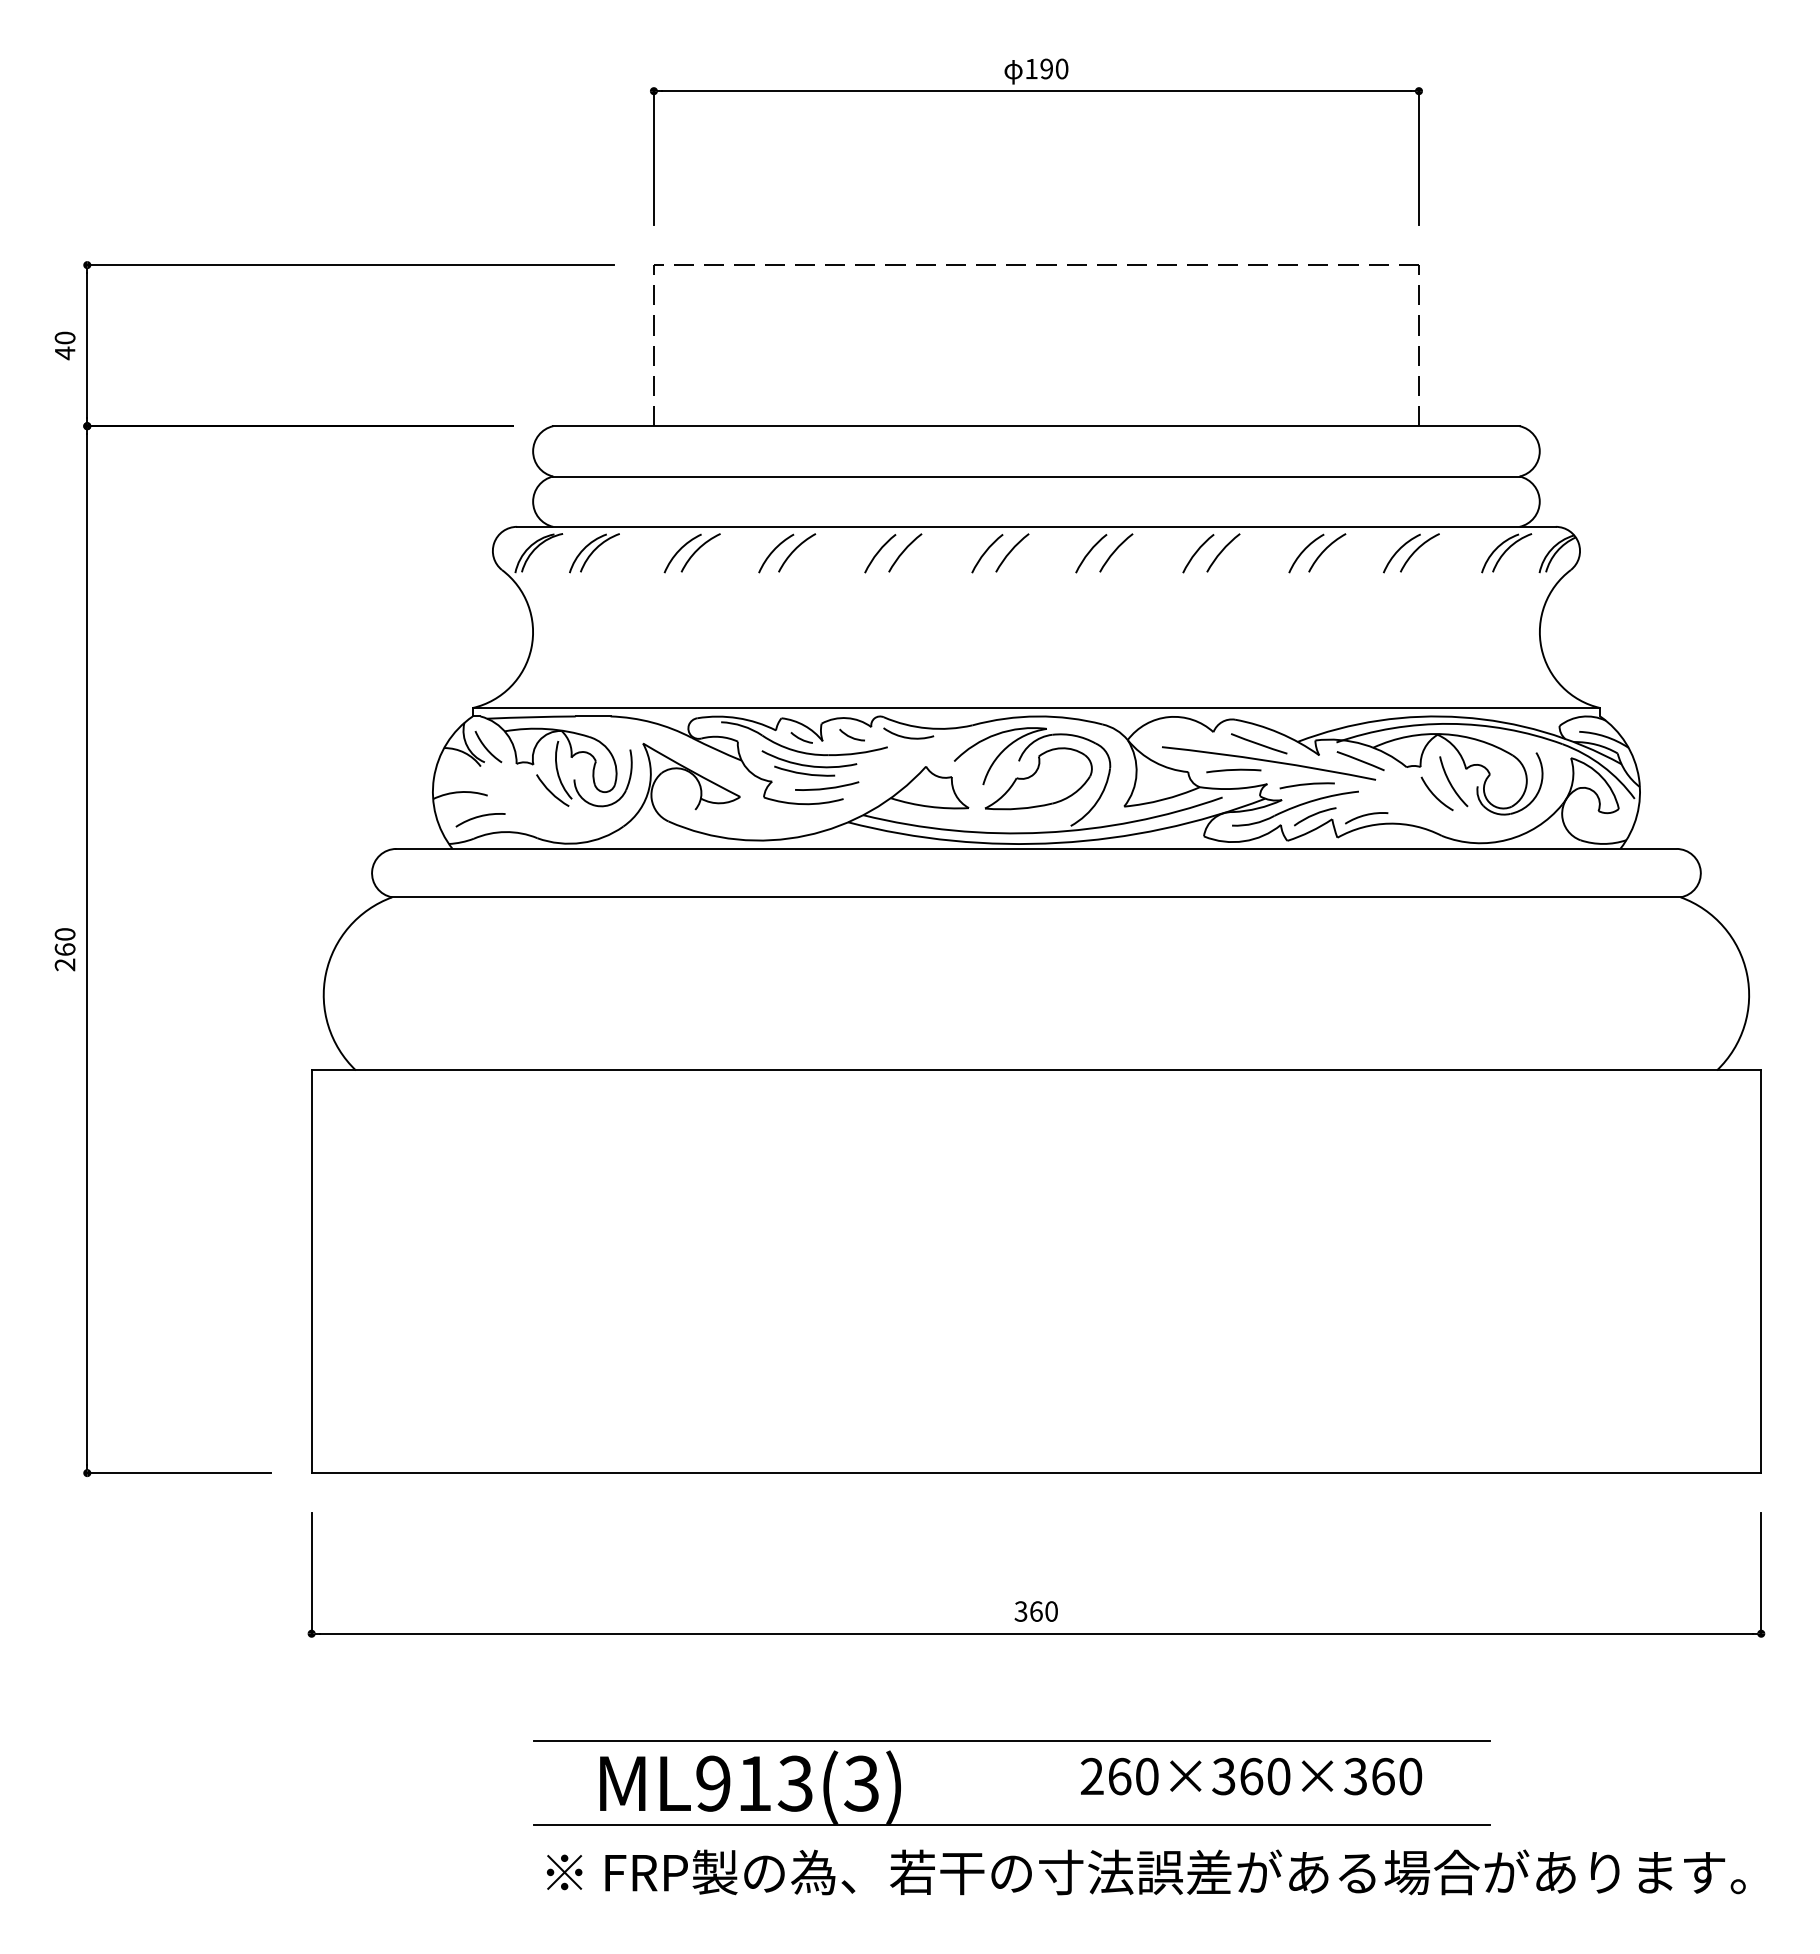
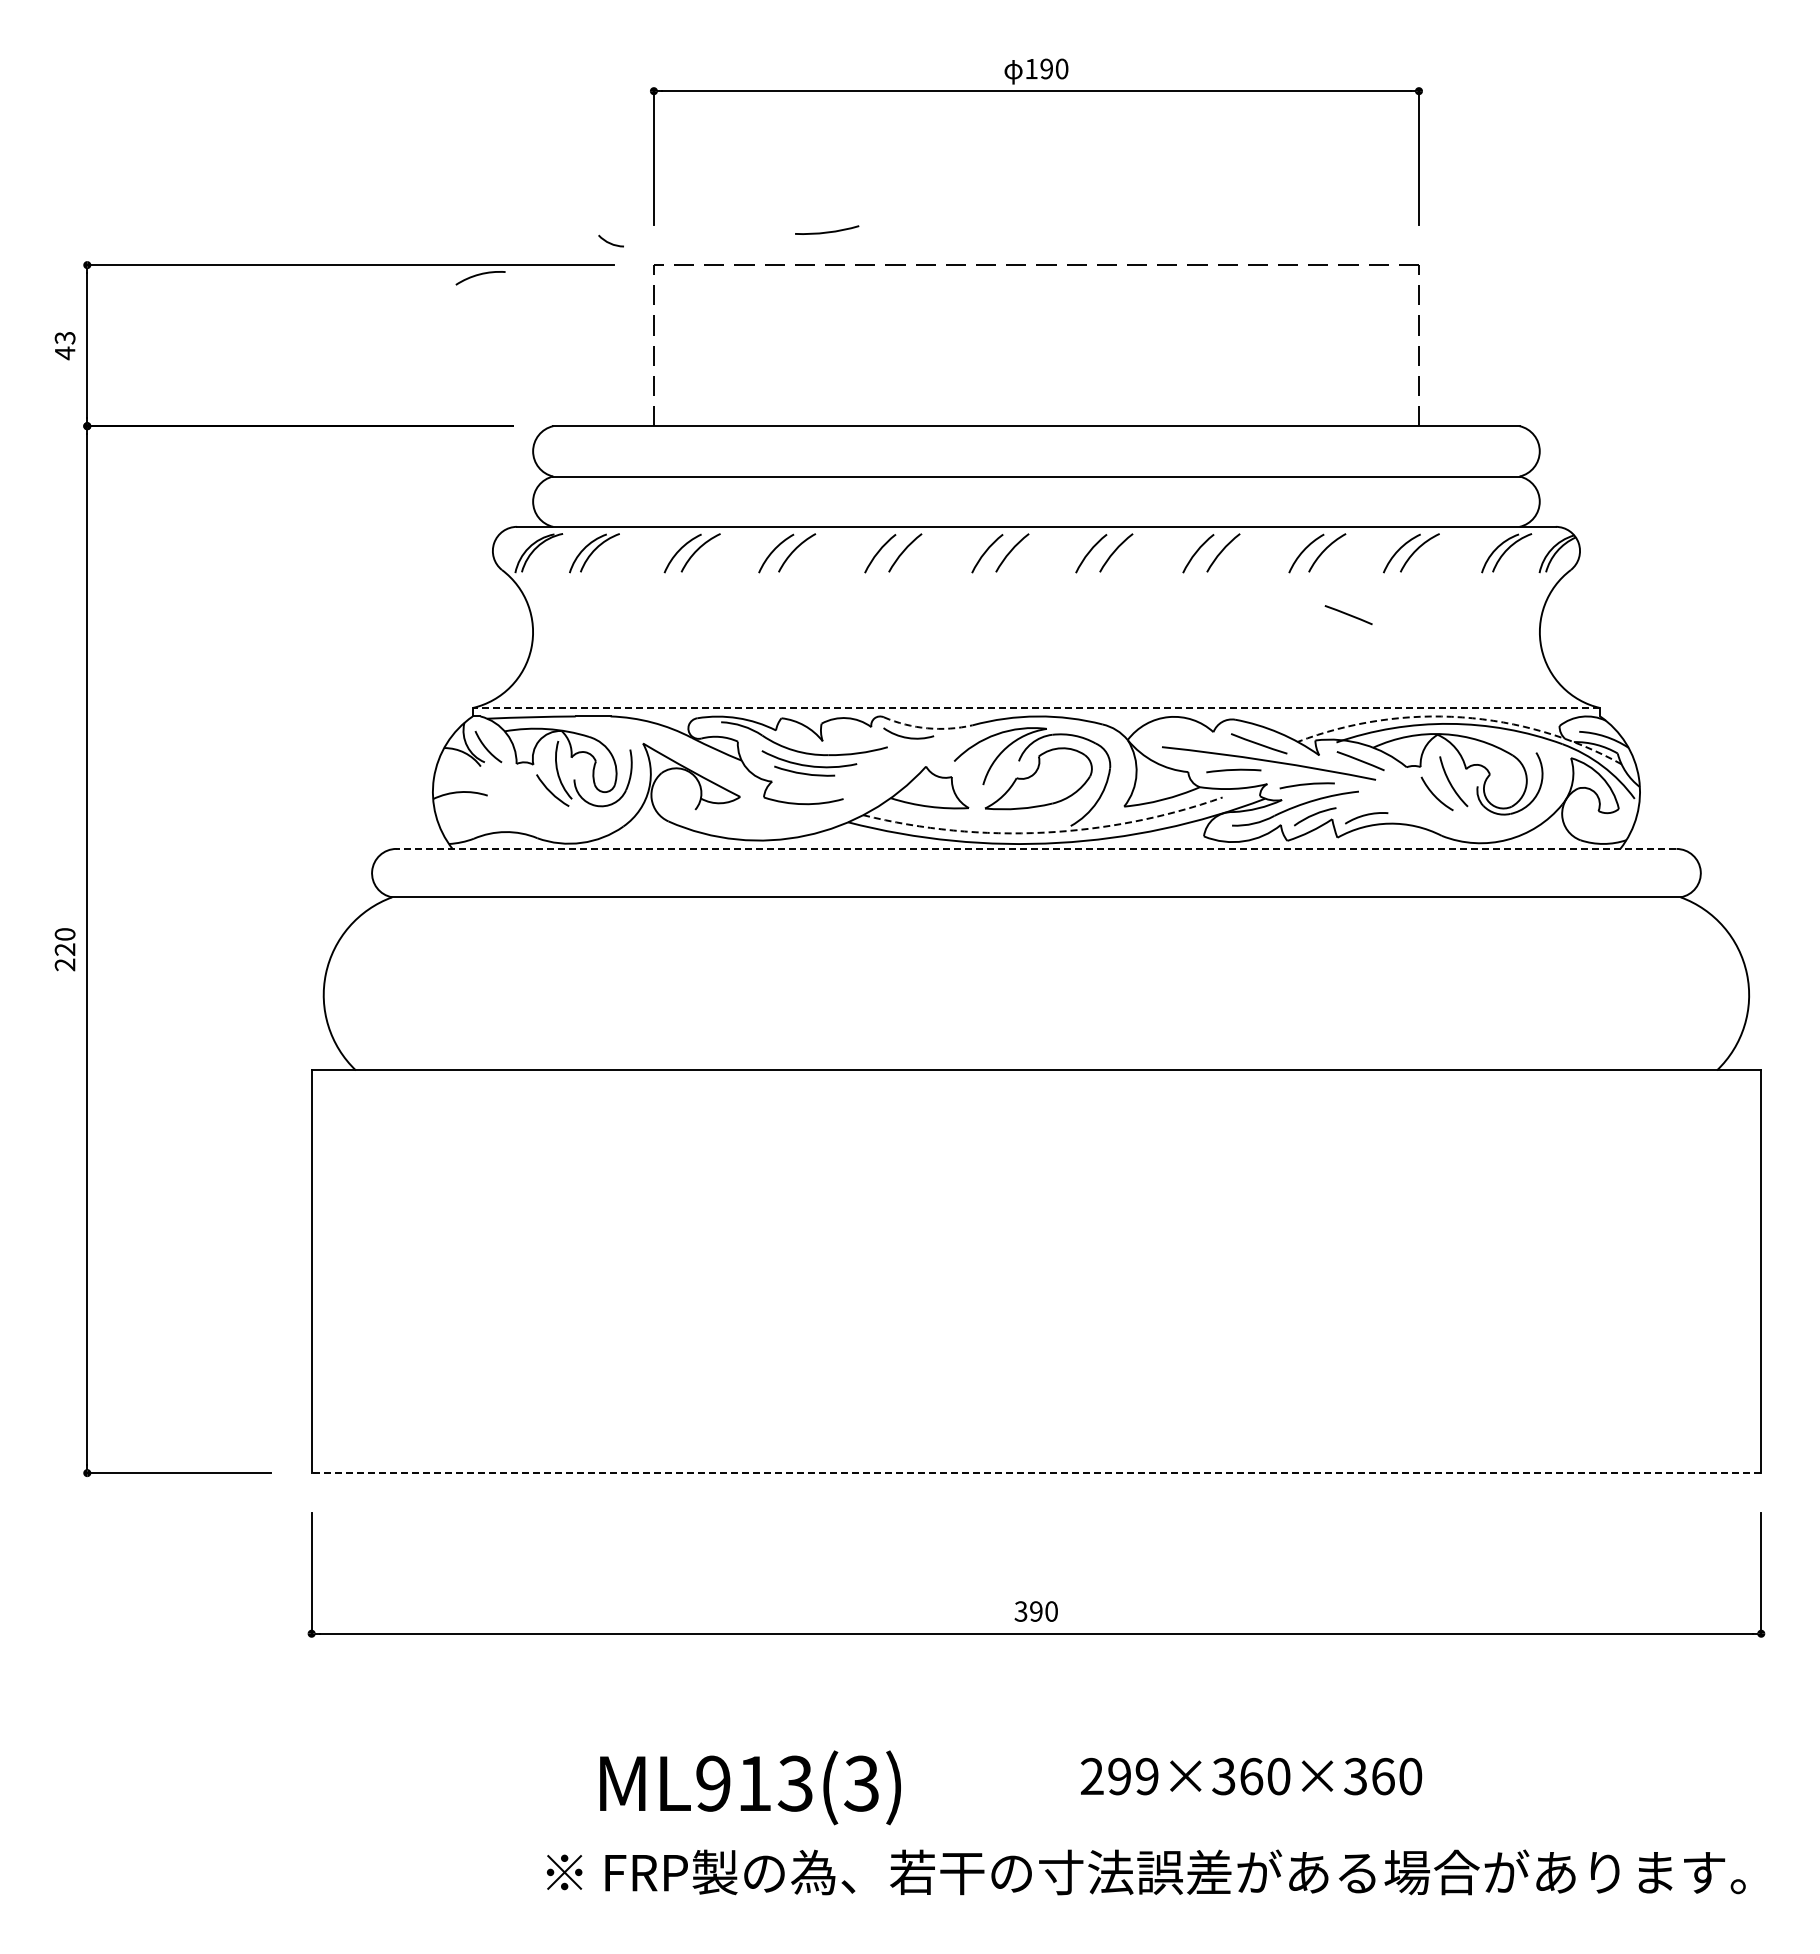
text: 40 -> 43 (65, 337)
line: none -> present (1348, 615)
line: solid -> dashed (1036, 708)
arc: solid -> dashed (1462, 717)
arc: solid -> dashed (927, 728)
arc position: (851, 736) -> (610, 242) (610, 242)
arc: present -> none (801, 738)
arc position: (827, 787) -> (827, 231) (827, 231)
arc position: (480, 817) -> (480, 275) (480, 275)
arc: solid -> dashed (1044, 832)
line: solid -> dashed (1035, 848)
text: 260 -> 220 (64, 949)
line: solid -> dashed (1036, 1473)
text: 360 -> 390 (1036, 1611)
line: present -> none (1012, 1740)
text: 260×360×360 -> 299×360×360 (1133, 1776)
line: present -> none (1012, 1825)
